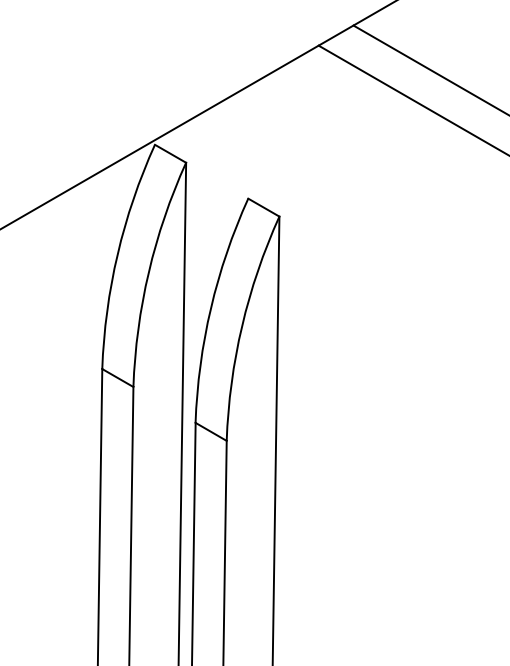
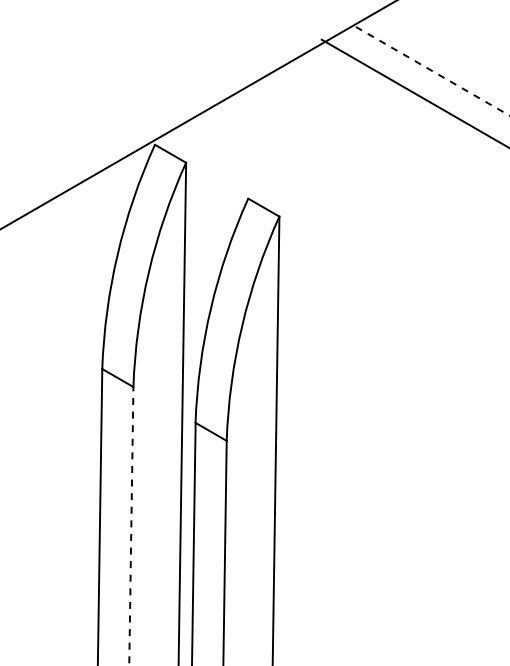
line: solid -> dashed (431, 70)
line position: (412, 99) -> (413, 92) (413, 92)
line: solid -> dashed (131, 525)
